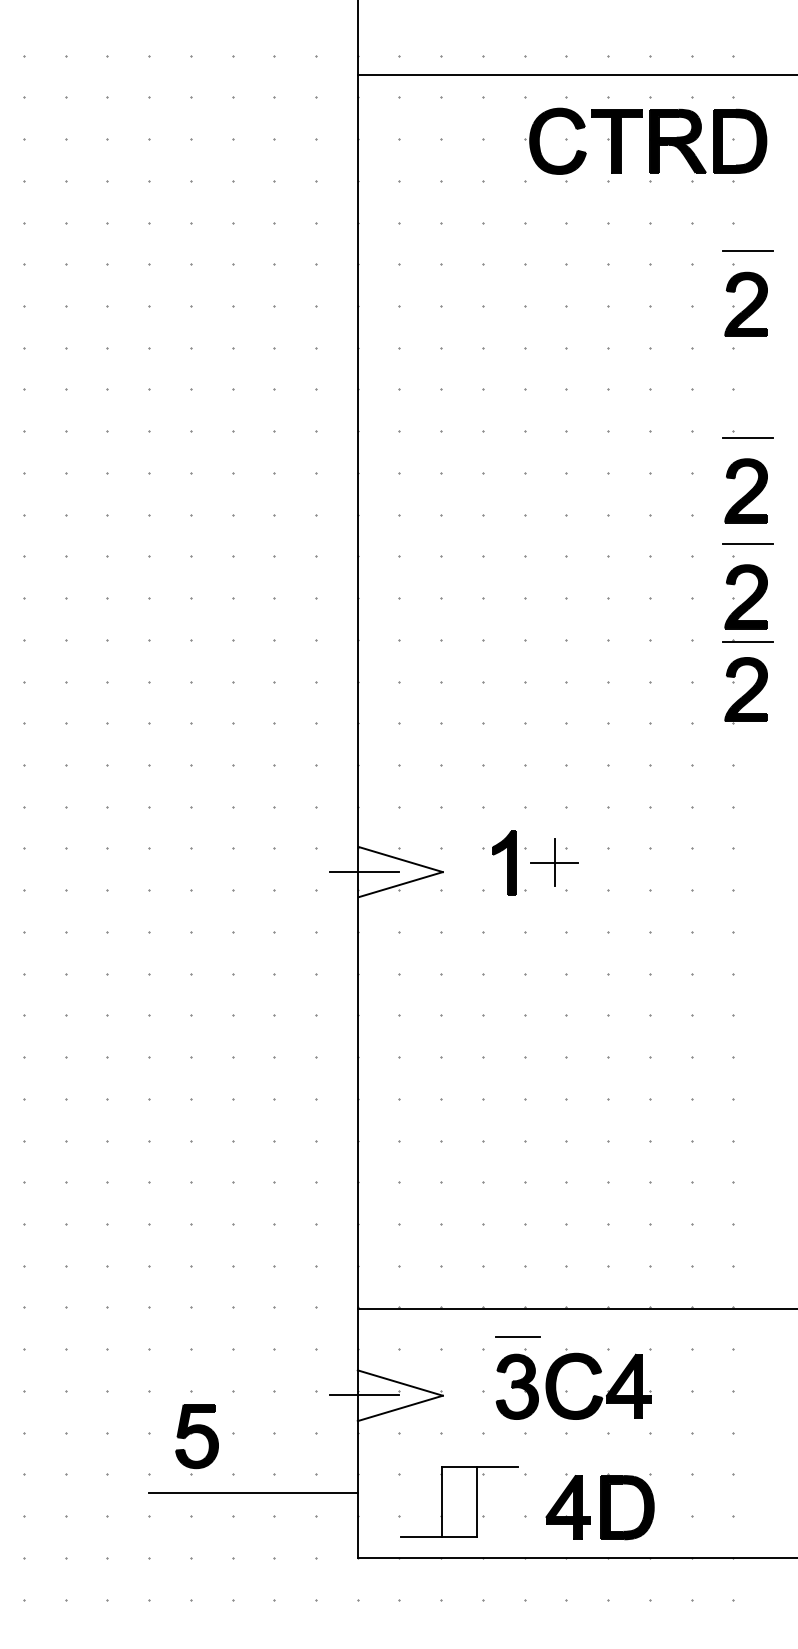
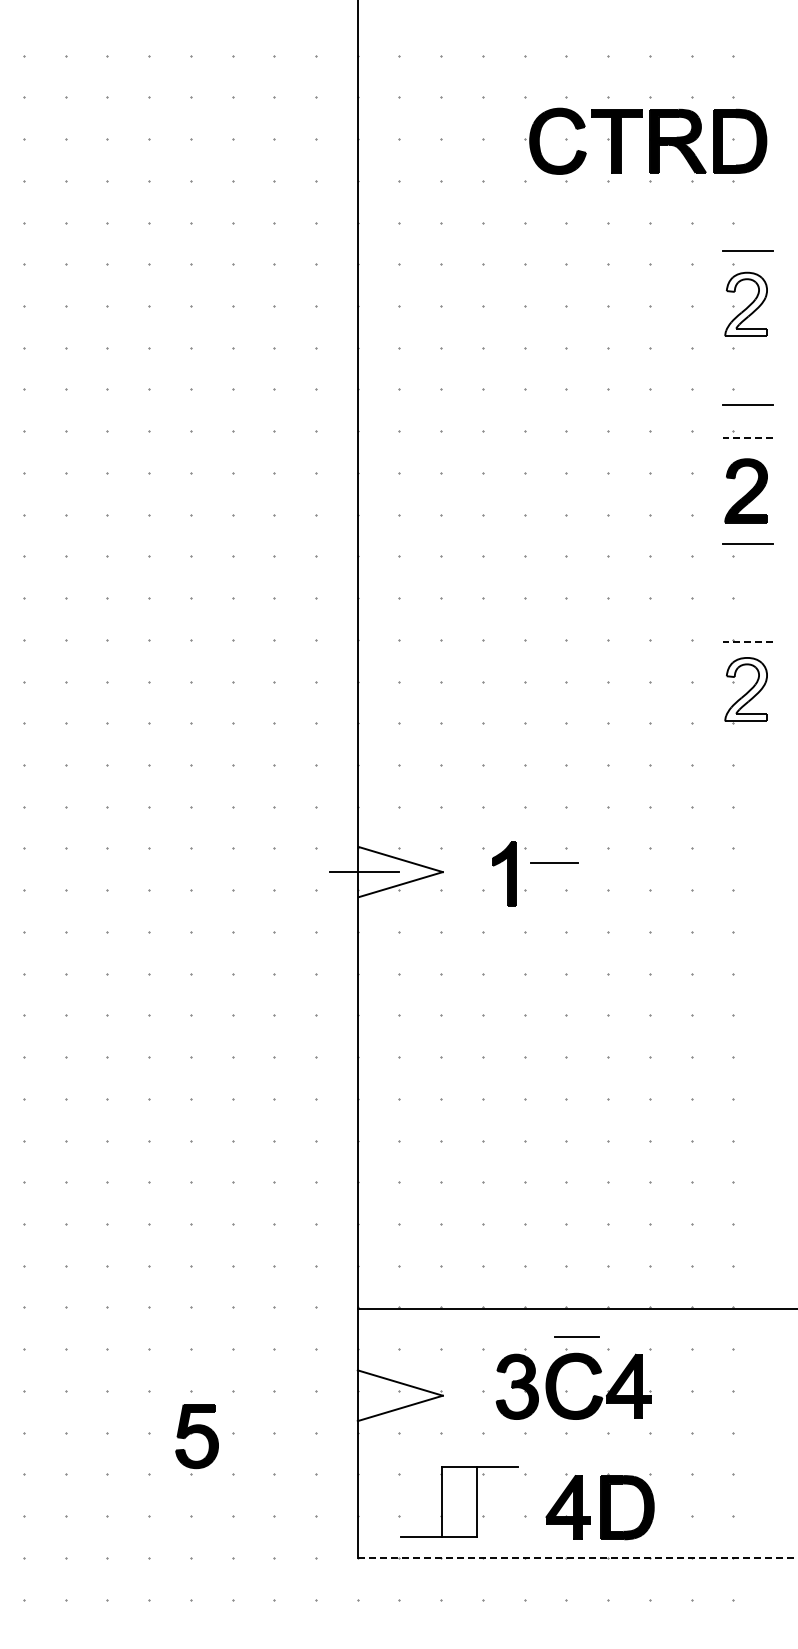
line: present -> none (575, 74)
fill: present -> none (746, 304)
line: none -> present (747, 404)
line: solid -> dashed (747, 437)
part: present -> none (745, 596)
line: solid -> dashed (747, 642)
fill: present -> none (746, 689)
part position: (504, 862) -> (504, 873) (504, 873)
line: present -> none (554, 862)
line position: (517, 1336) -> (576, 1336) (576, 1336)
line: present -> none (364, 1395)
line: present -> none (252, 1493)
line: solid -> dashed (577, 1557)
